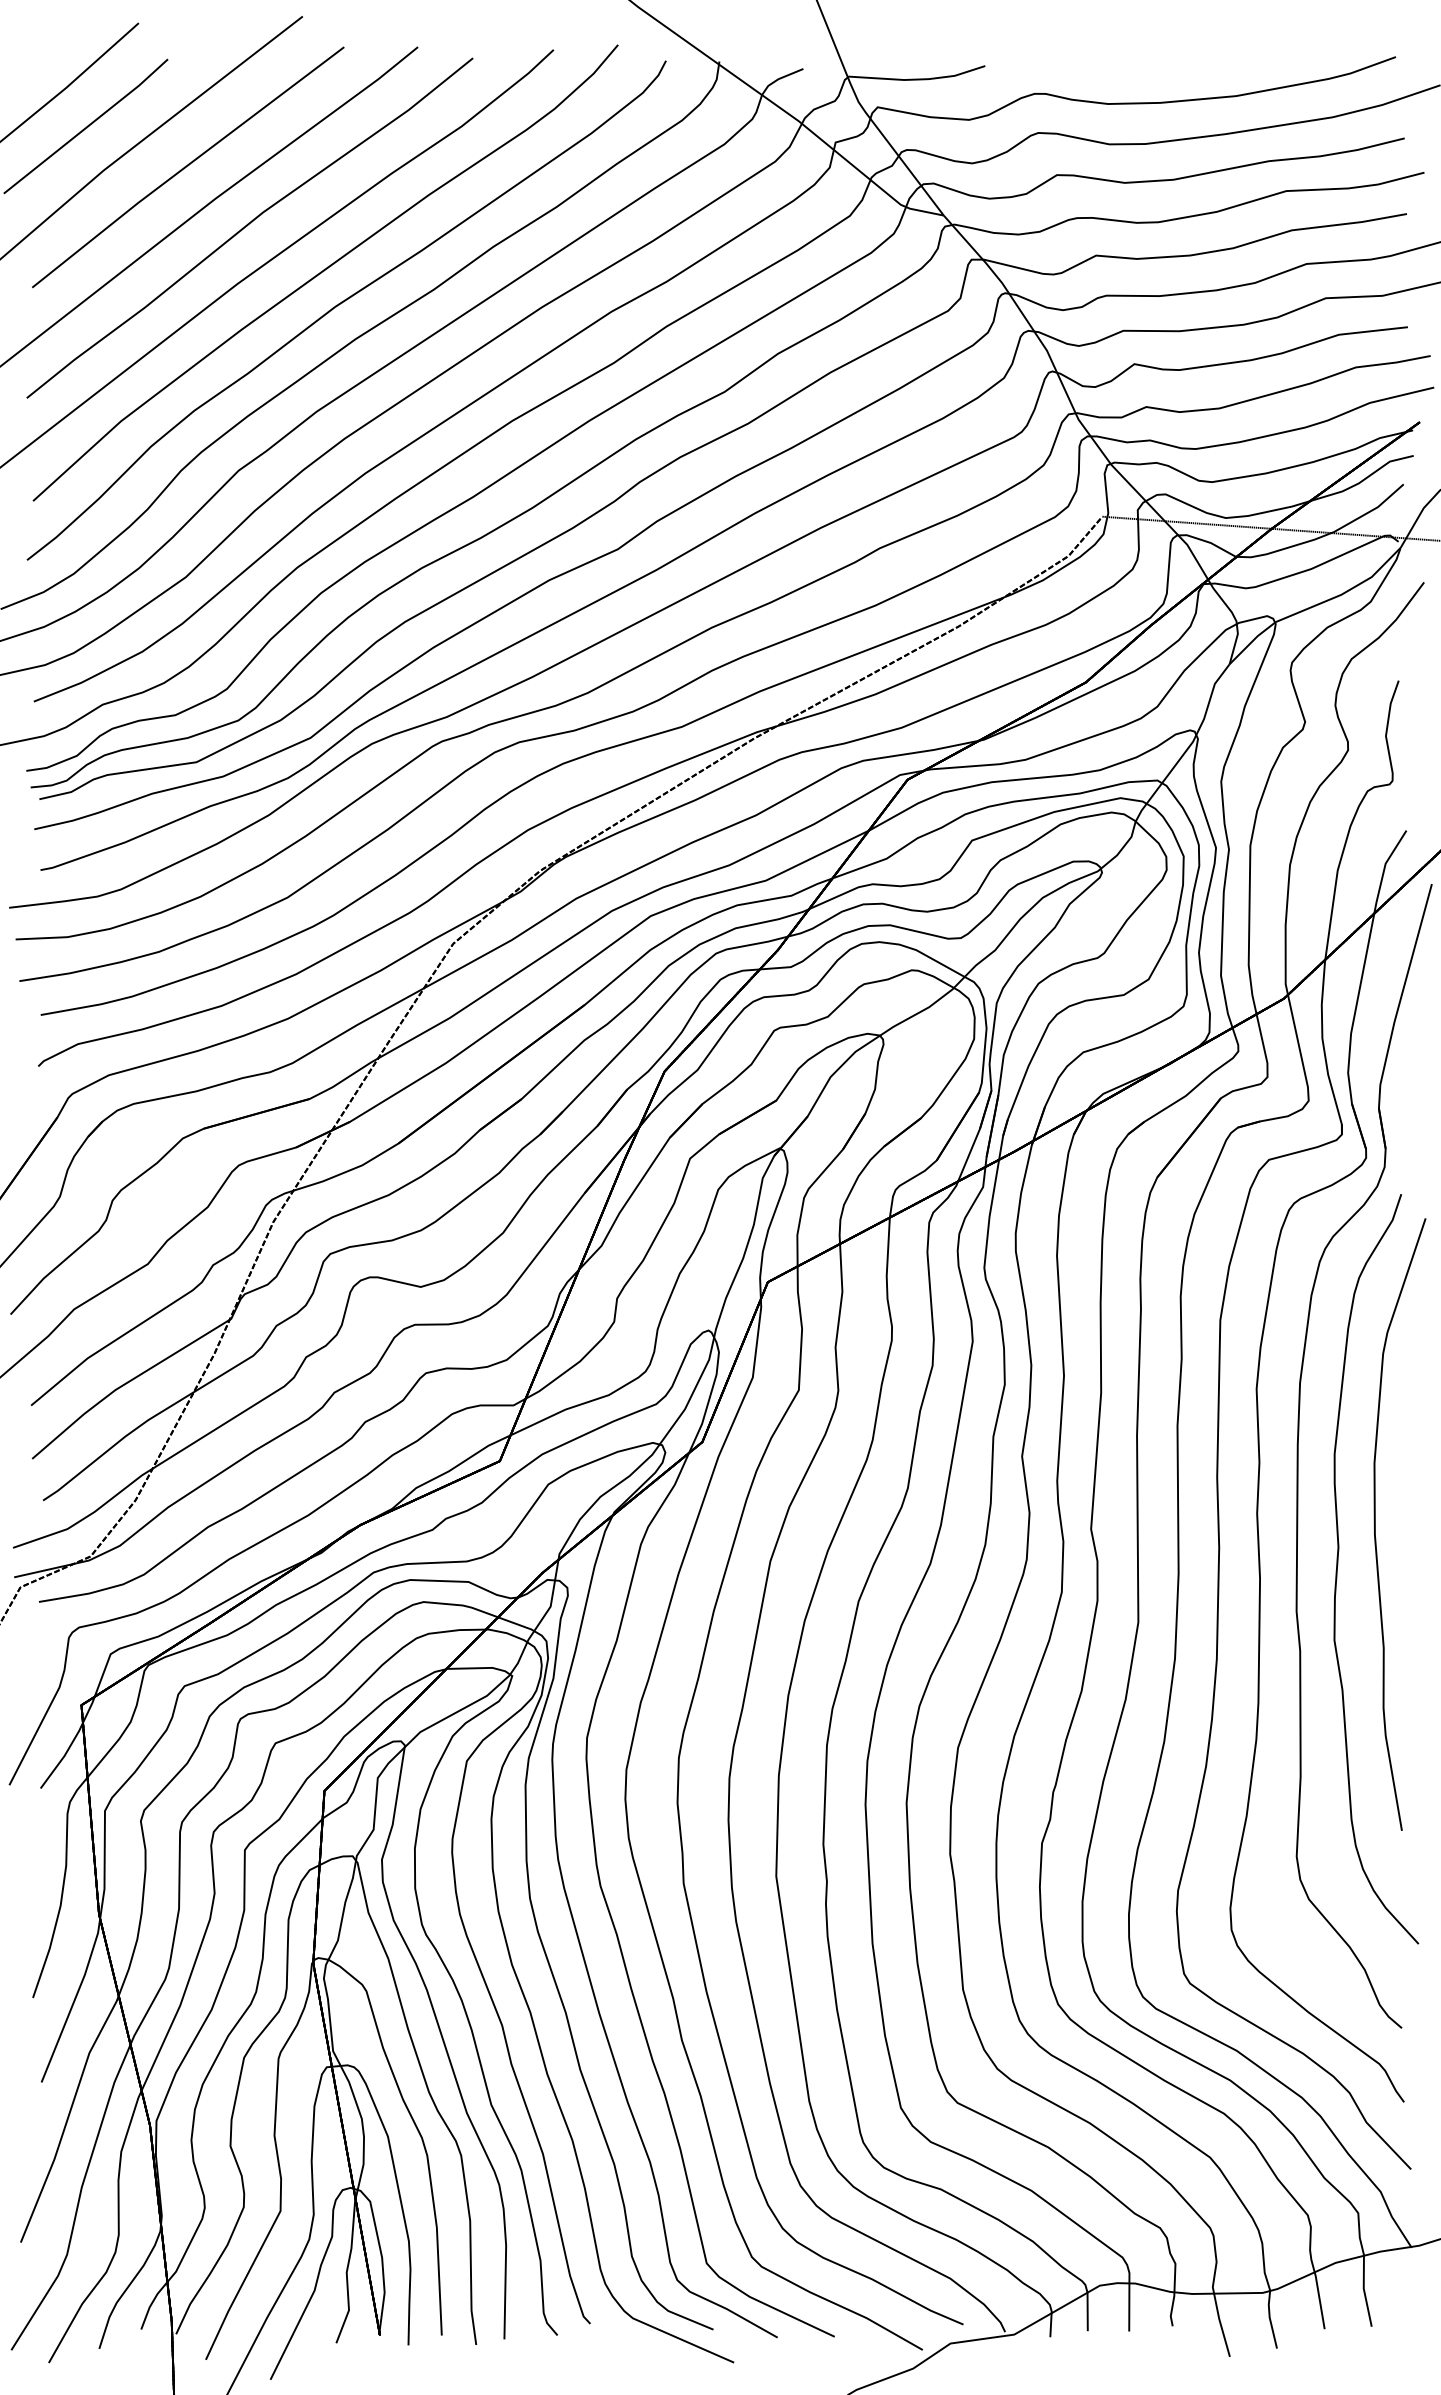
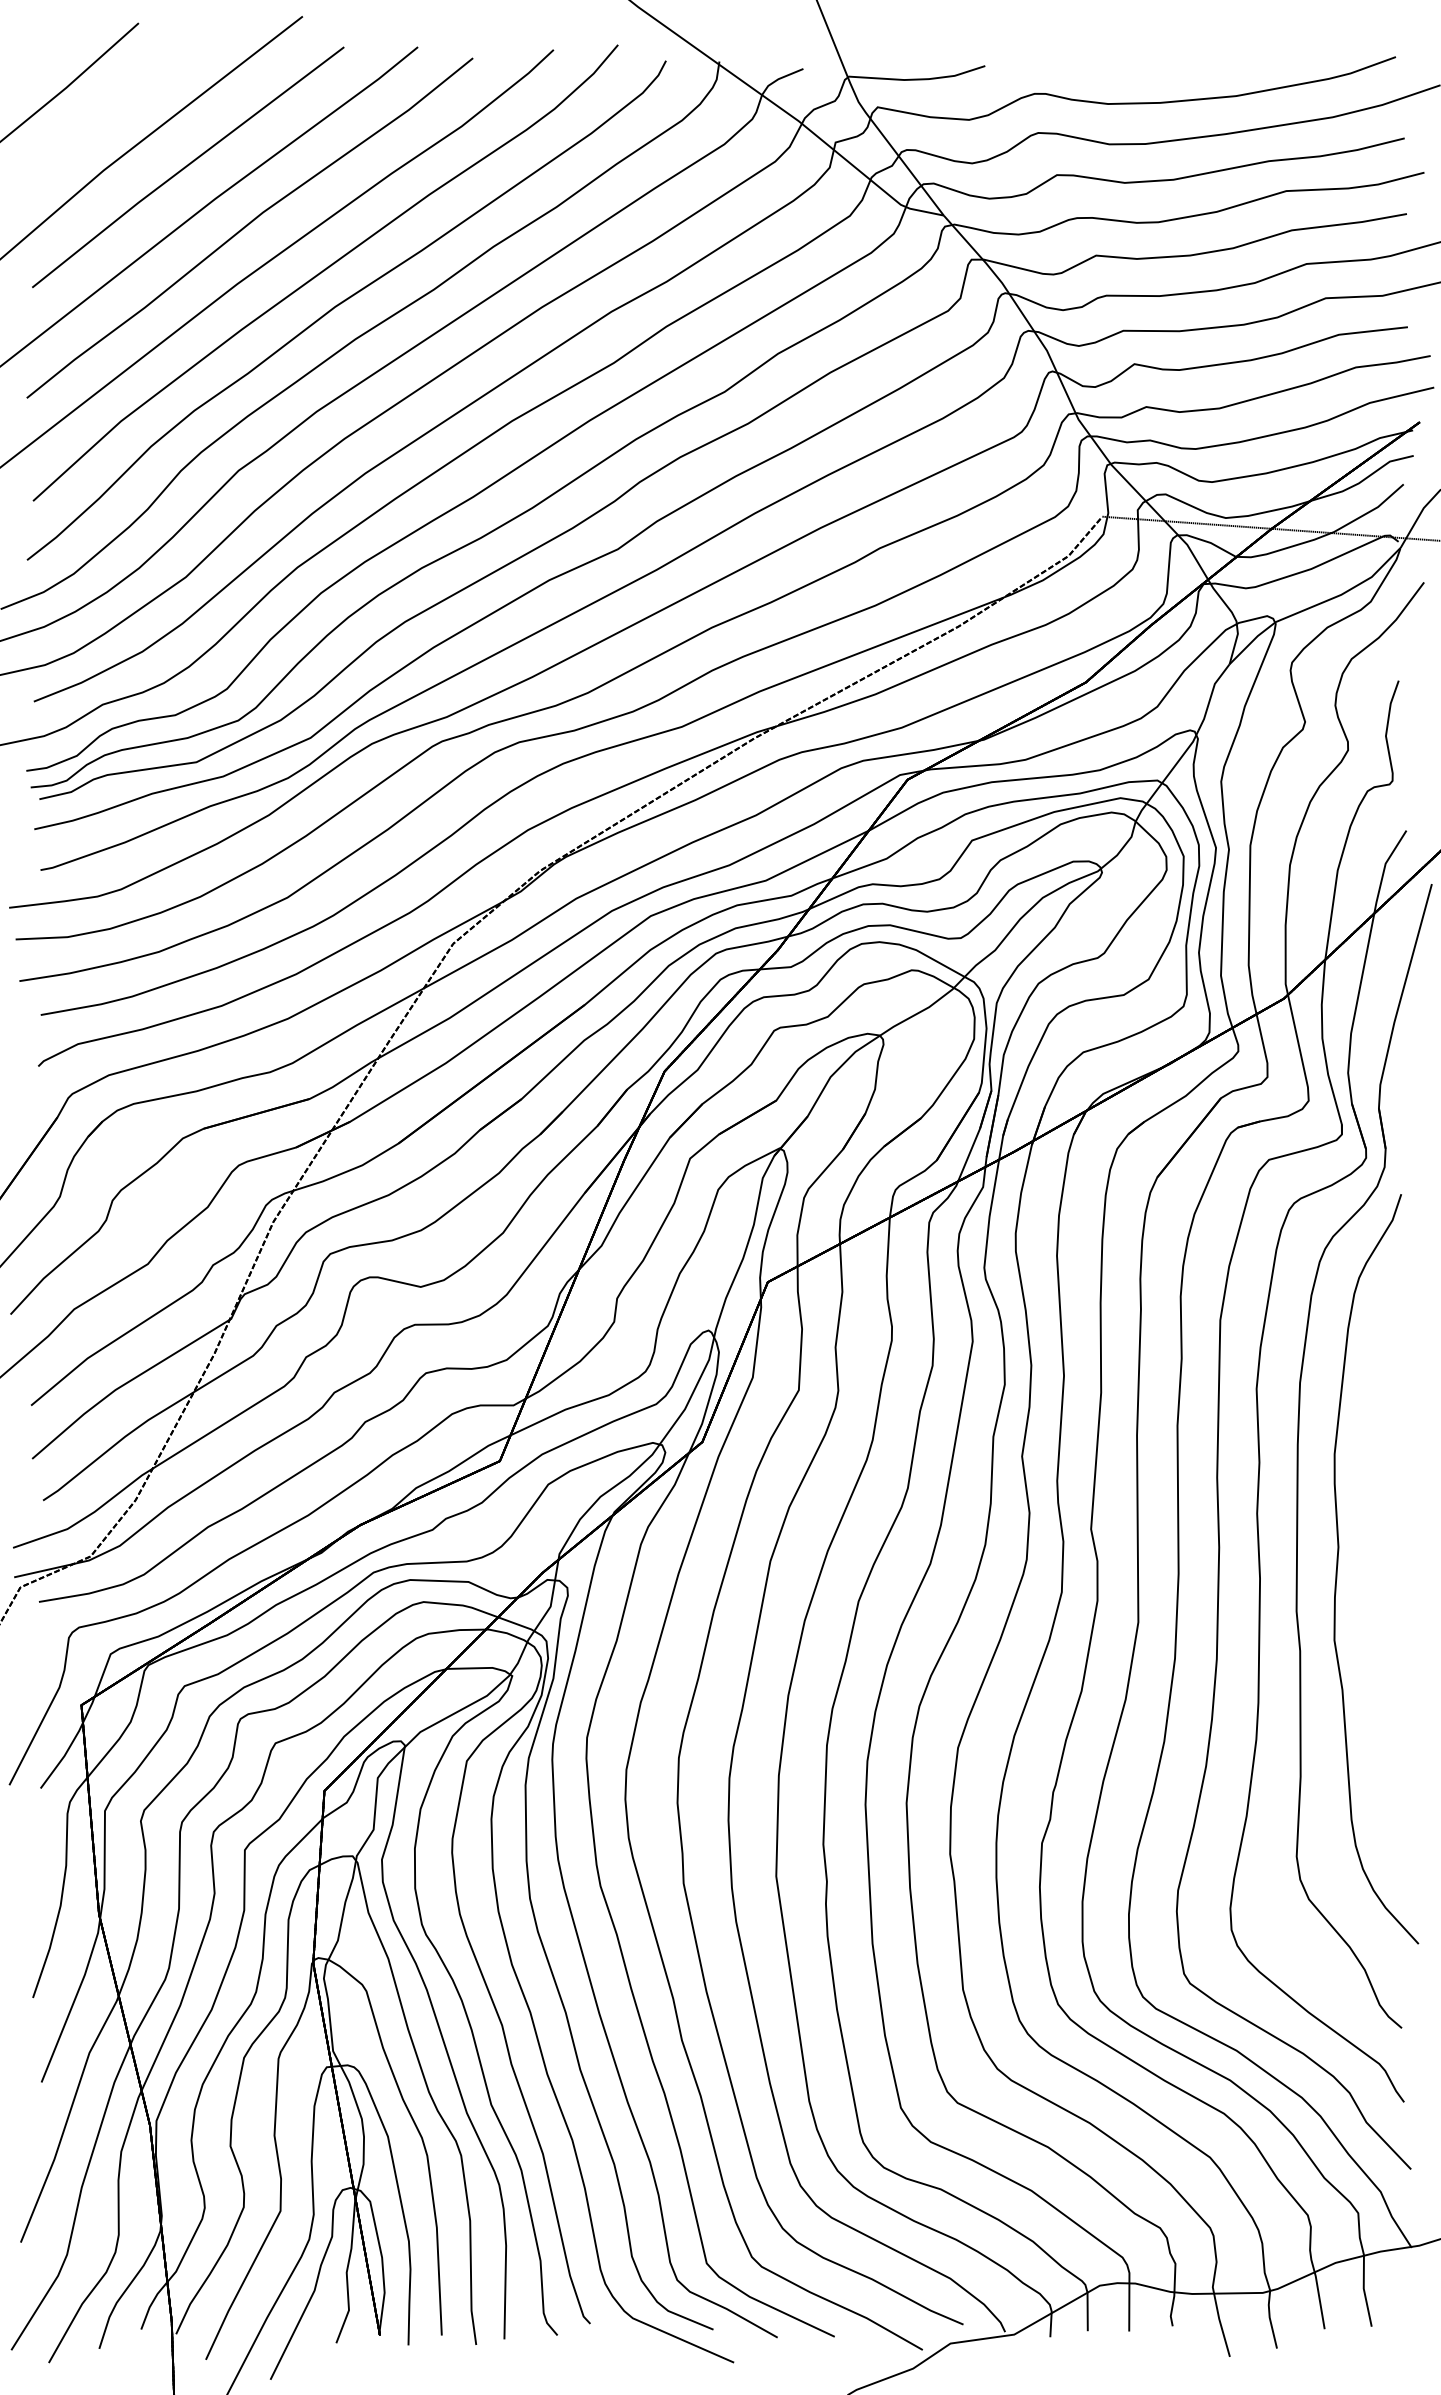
part: present -> none (85, 126)
curve: present -> none (1375, 1524)
